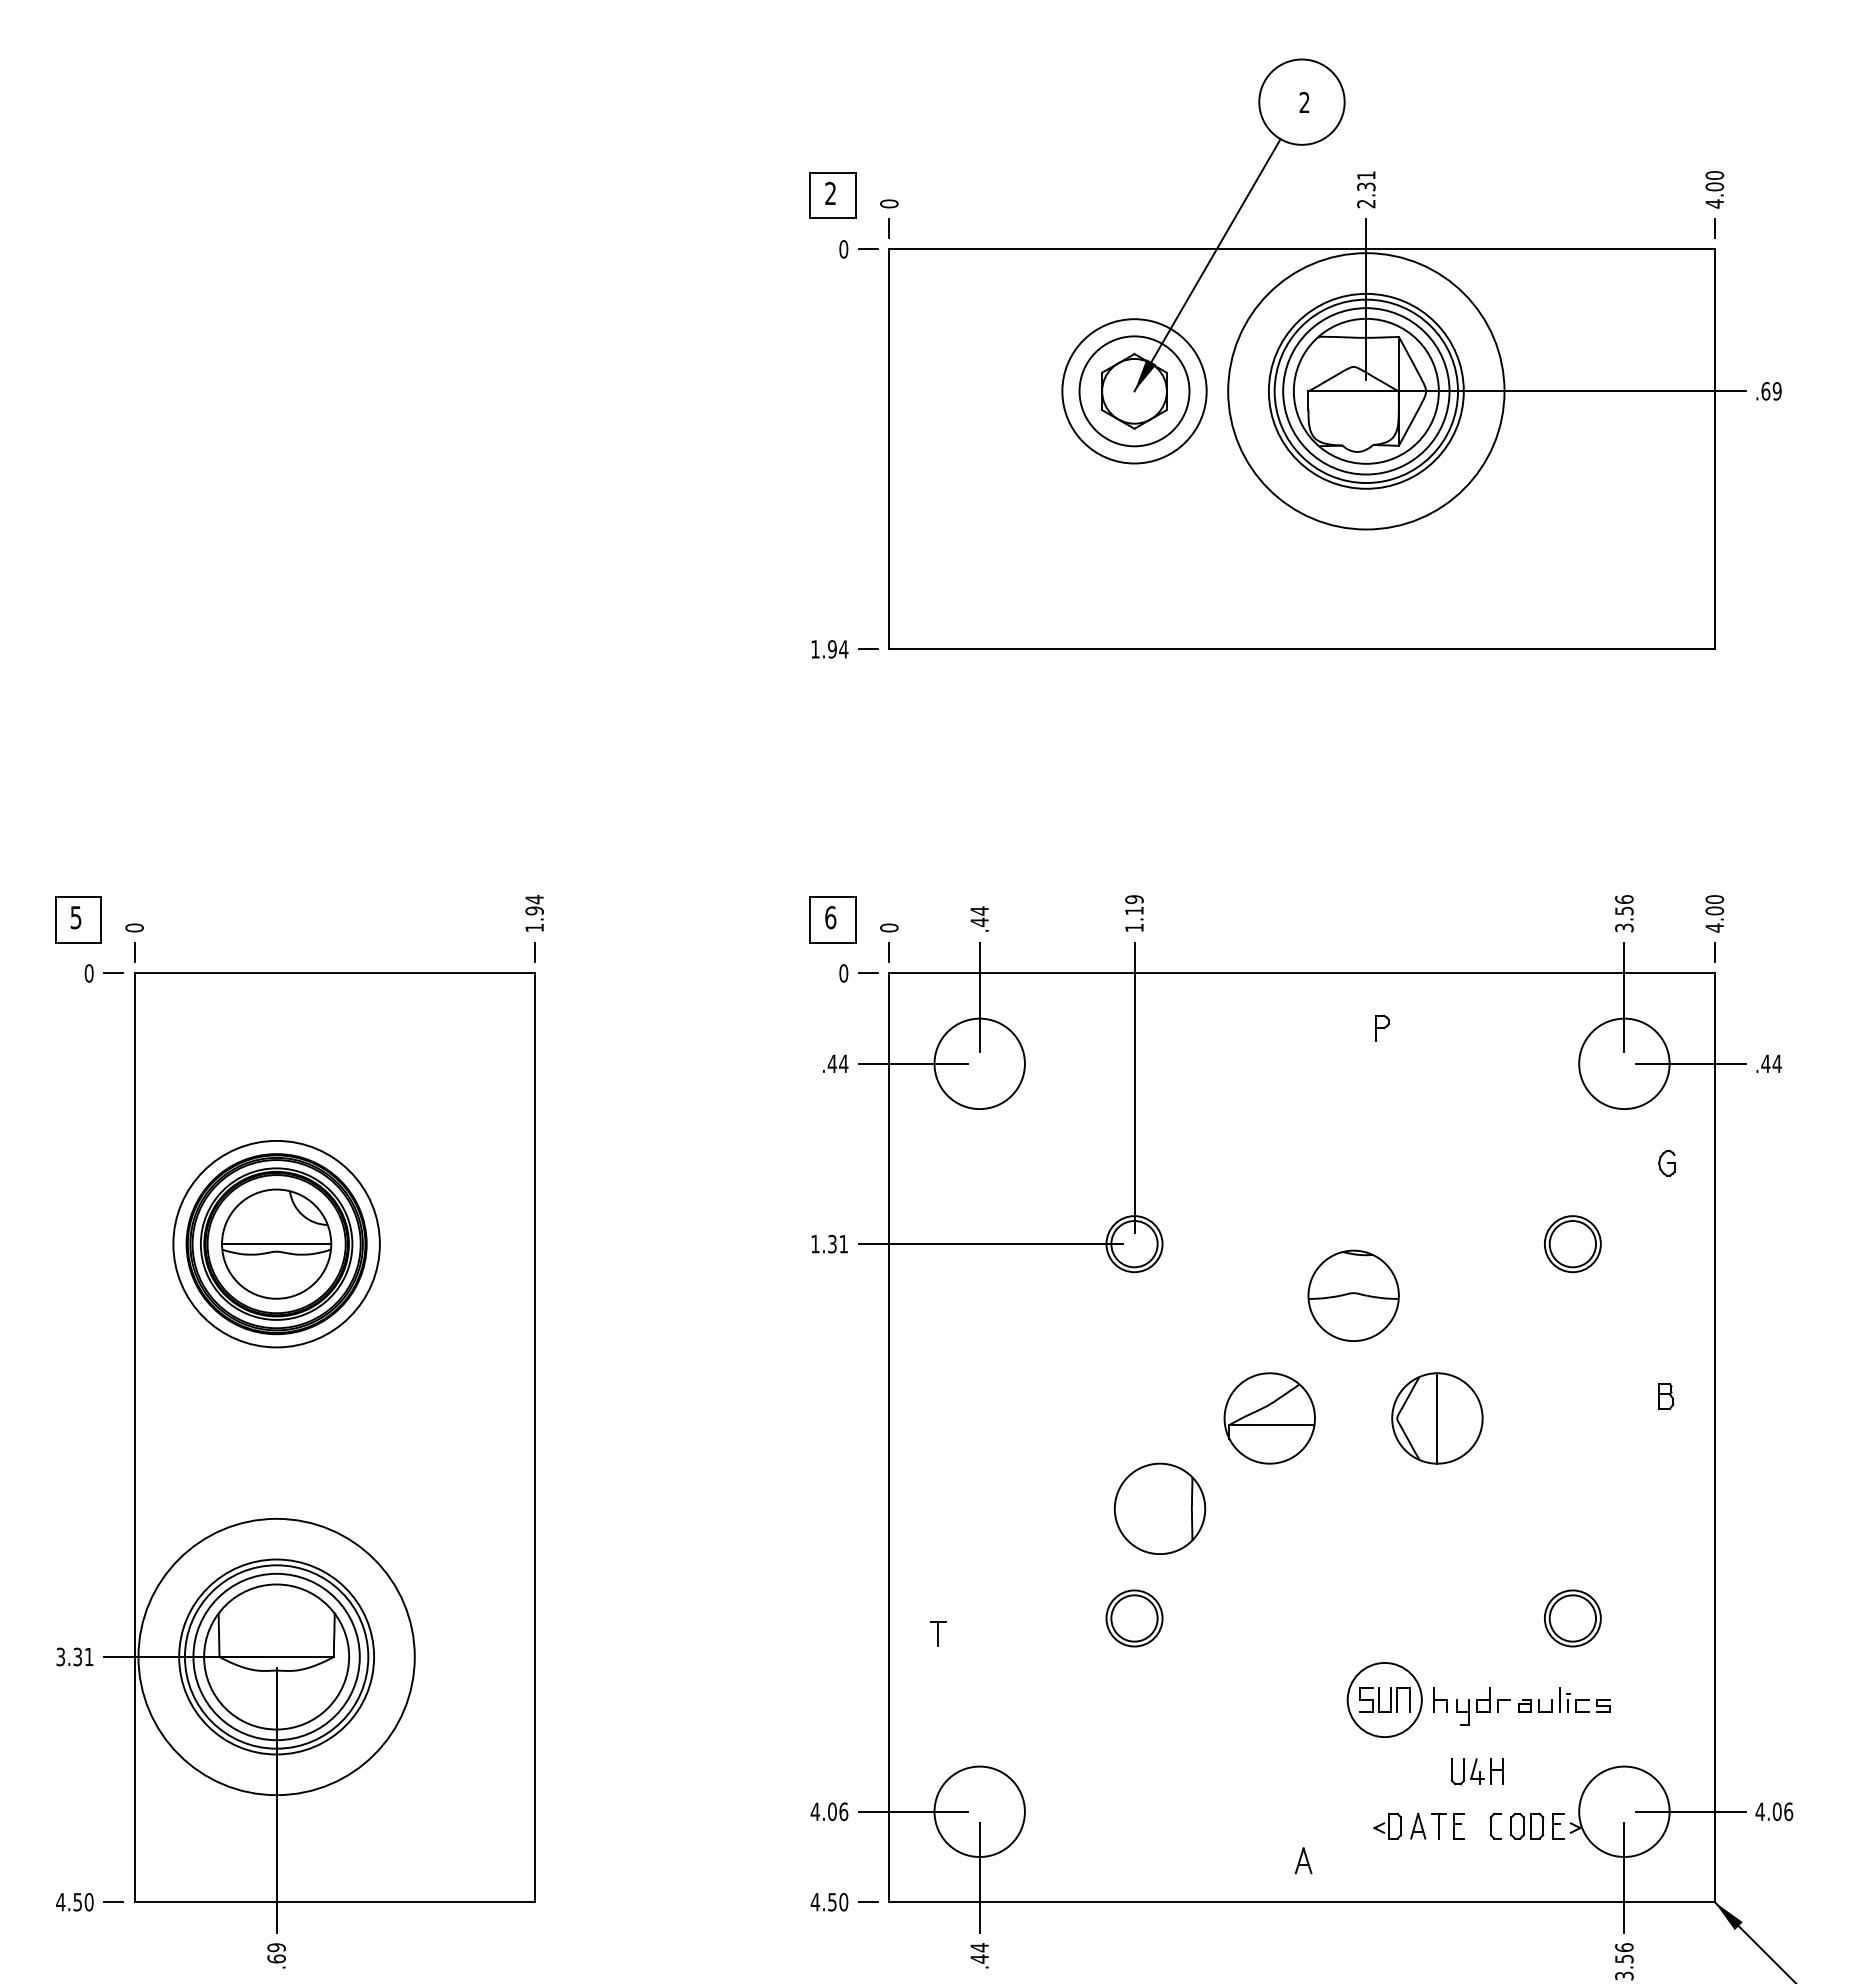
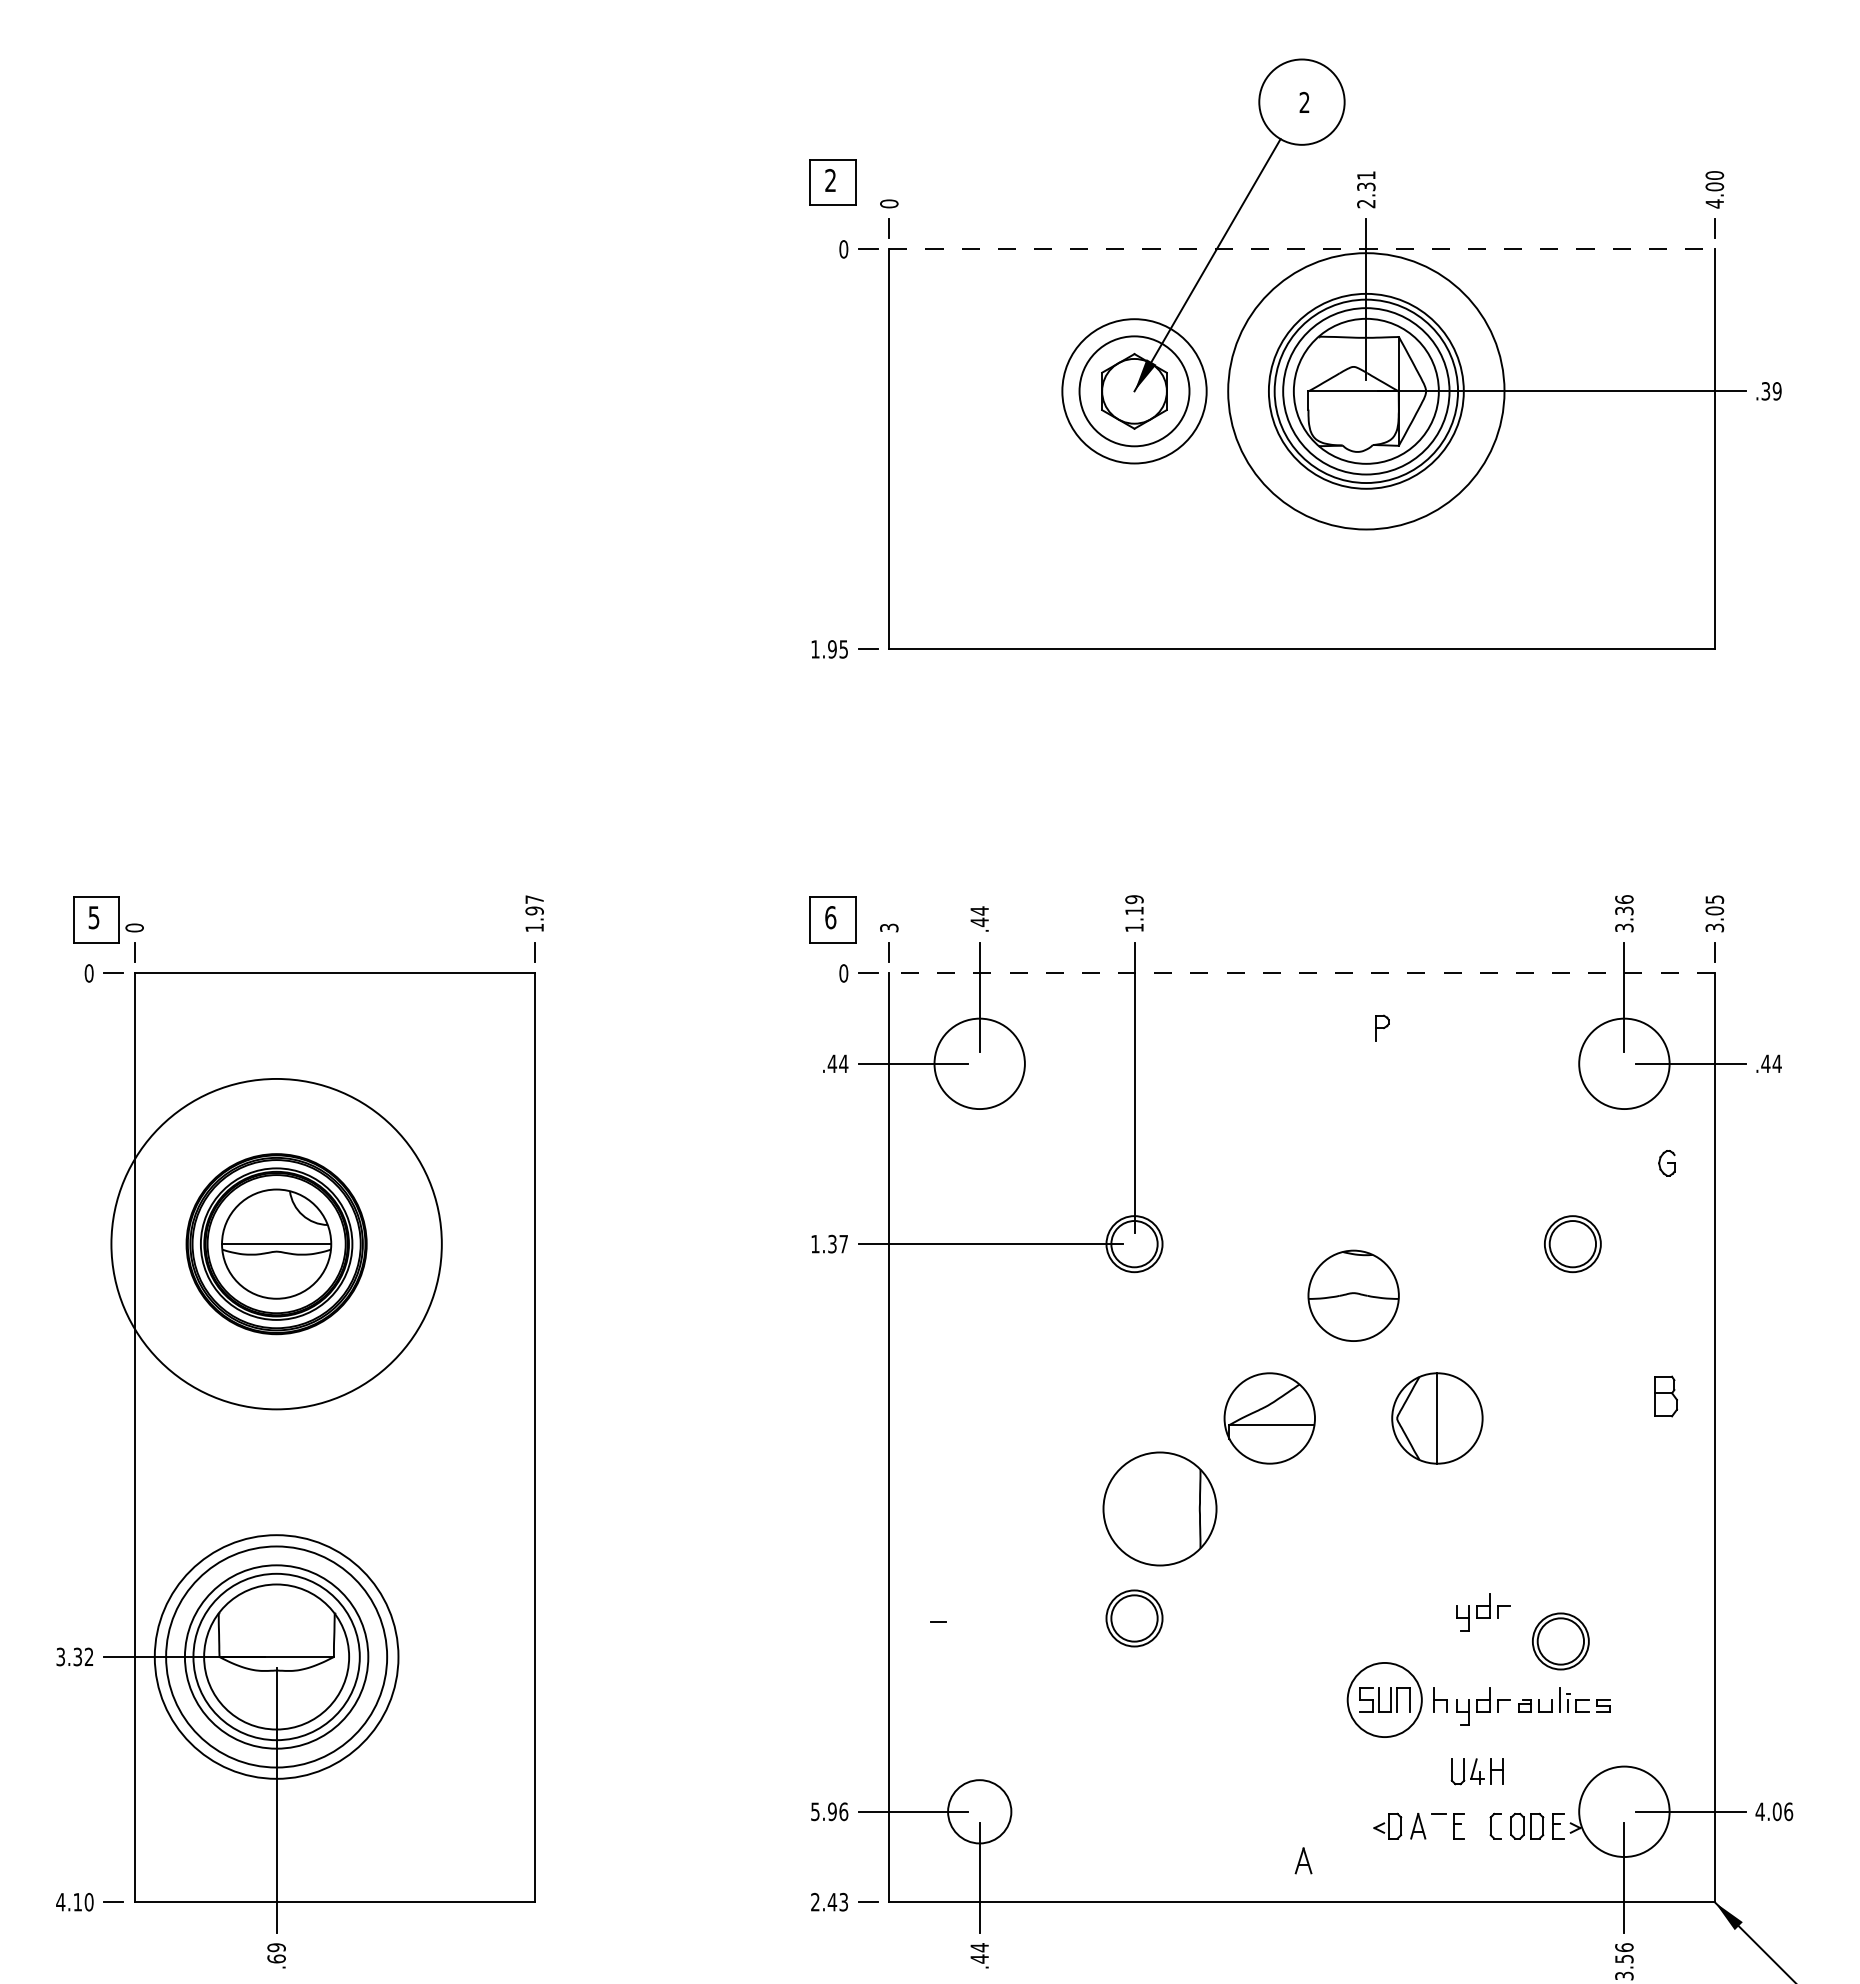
part position: (832, 195) -> (832, 182) (832, 182)
line: solid -> dashed (1302, 249)
text: .69 -> .39 (1765, 391)
text: 1.94 -> 1.95 (843, 649)
text: 1.94 -> 1.97 (534, 899)
text: 3.56 -> 3.36 (1623, 910)
text: 4.00 -> 3.05 (1714, 913)
part position: (78, 919) -> (96, 919) (96, 919)
text: 0 -> 3 (889, 927)
line: solid -> dashed (1302, 973)
circle diameter: 207 px -> 330 px (276, 1243)
text: 1.31 -> 1.37 (843, 1244)
part size: 17x27 px -> 24x43 px (1665, 1396)
part size: 94x93 px -> 116x116 px (1159, 1508)
part: none -> present (1483, 1612)
part position: (1572, 1618) -> (1560, 1641) (1560, 1641)
line: present -> none (938, 1633)
text: 3.31 -> 3.32 (88, 1656)
circle diameter: 195 px -> 244 px (276, 1656)
circle diameter: 276 px -> 221 px (276, 1656)
text: 4.06 -> 5.96 (823, 1811)
circle diameter: 90 px -> 63 px (979, 1811)
line: present -> none (1439, 1825)
text: 4.50 -> 2.43 (829, 1901)
text: 4.50 -> 4.10 (77, 1902)
